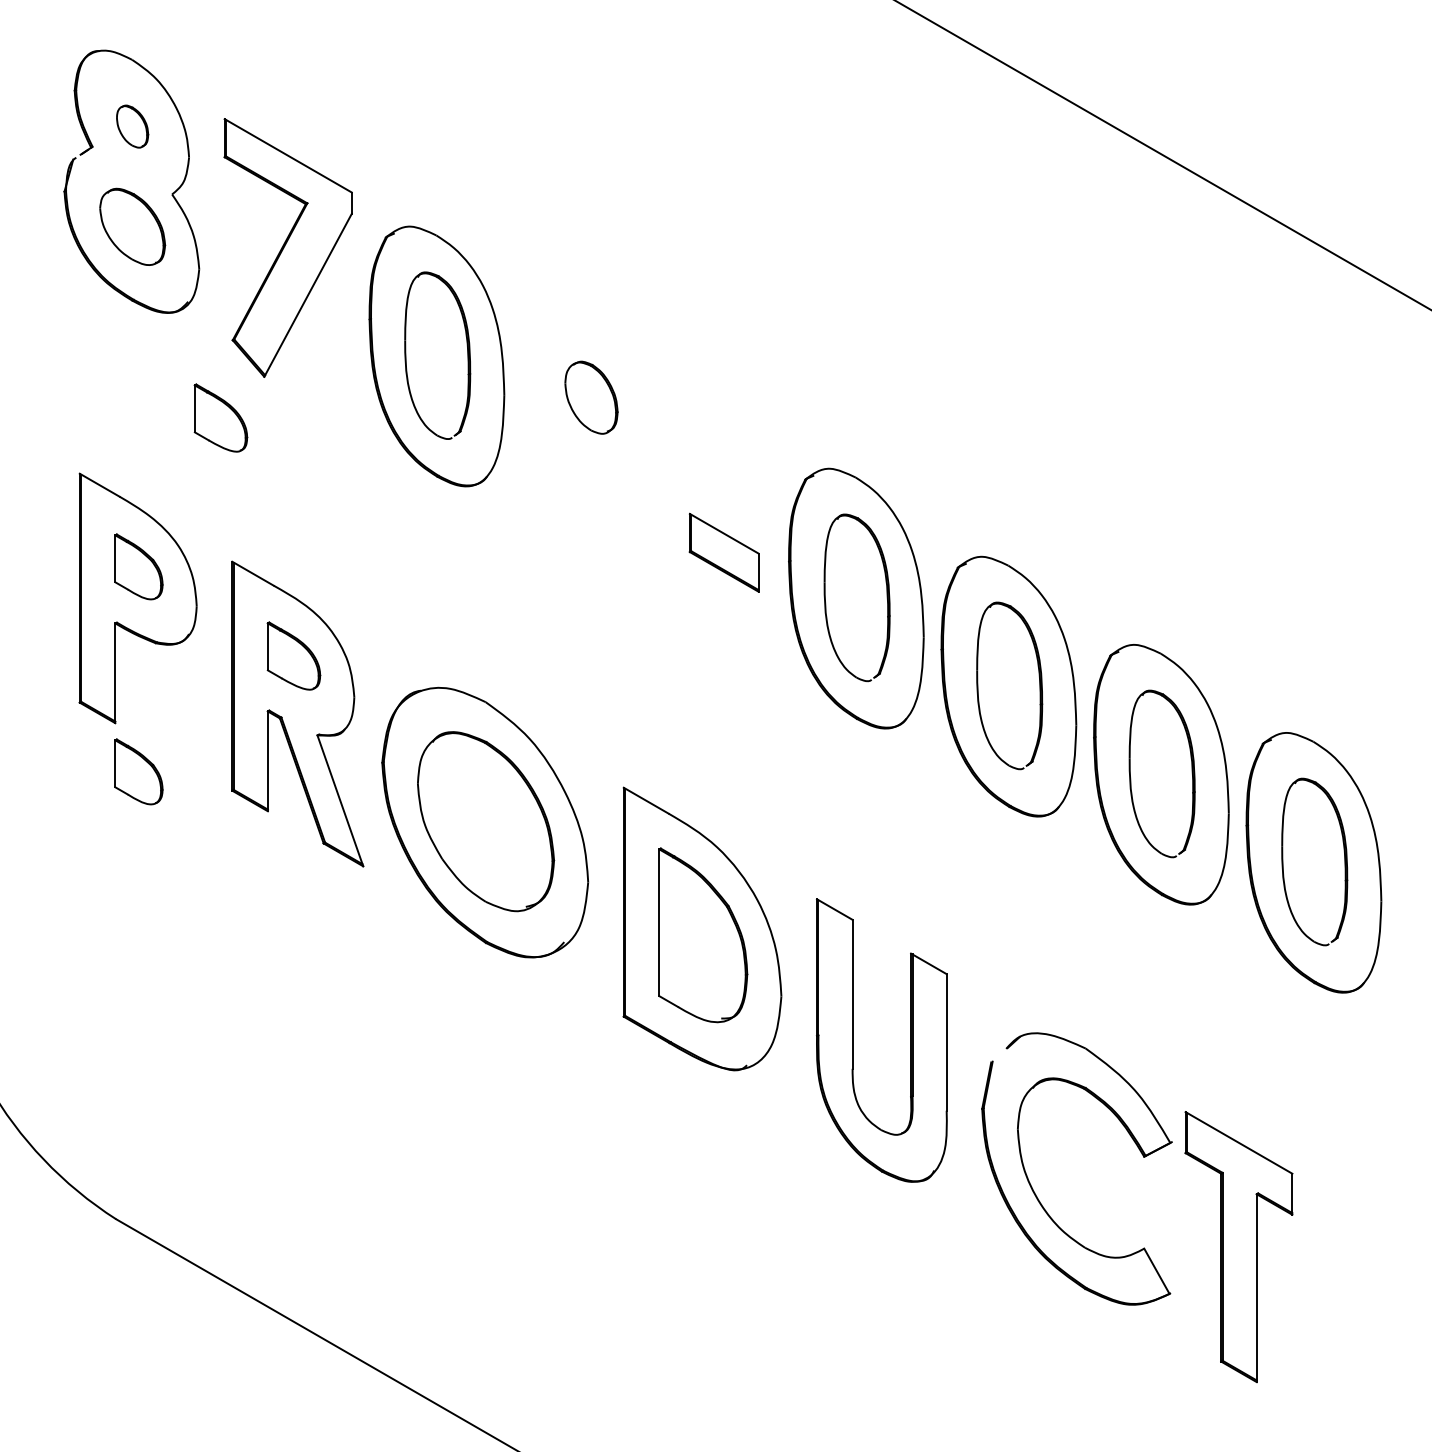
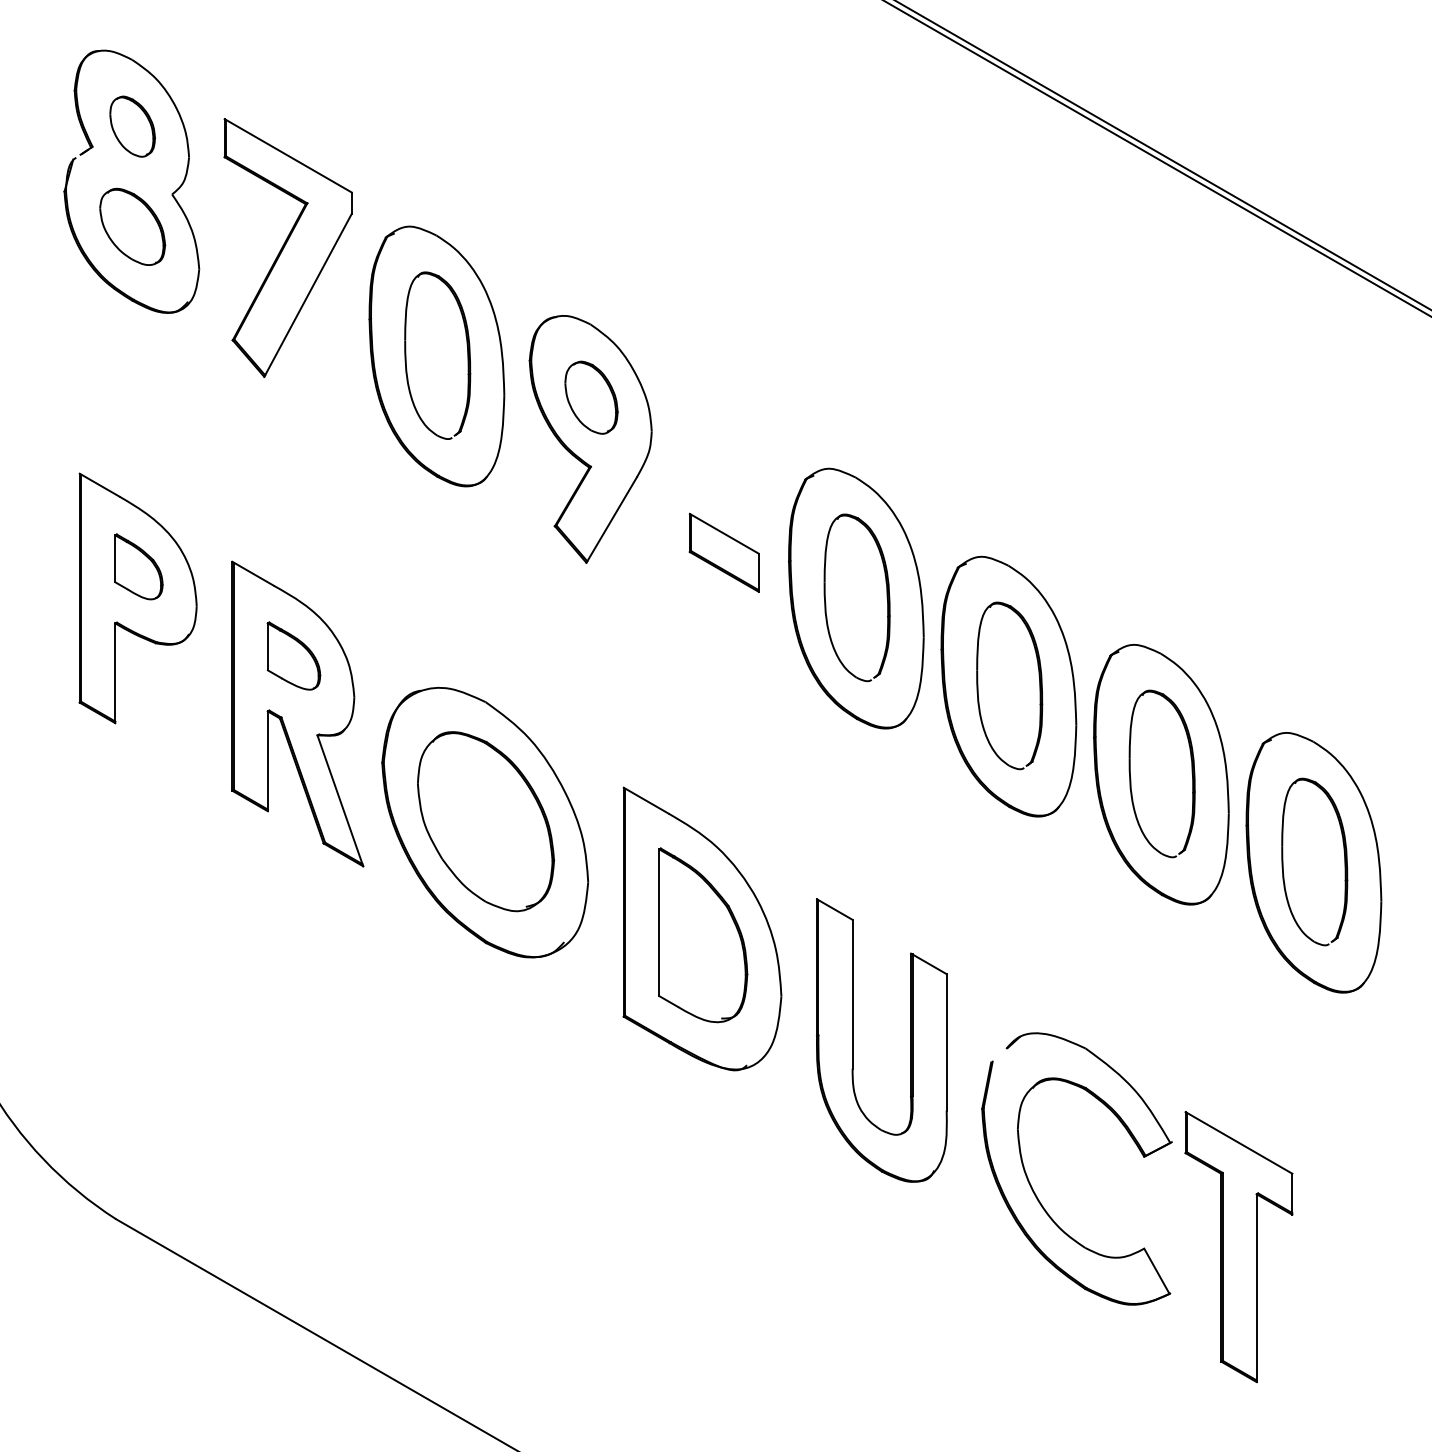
part size: 34x45 px -> 47x63 px (132, 126)
line: none -> present (1157, 158)
part: present -> none (220, 417)
part: none -> present (590, 439)
part: present -> none (138, 771)
